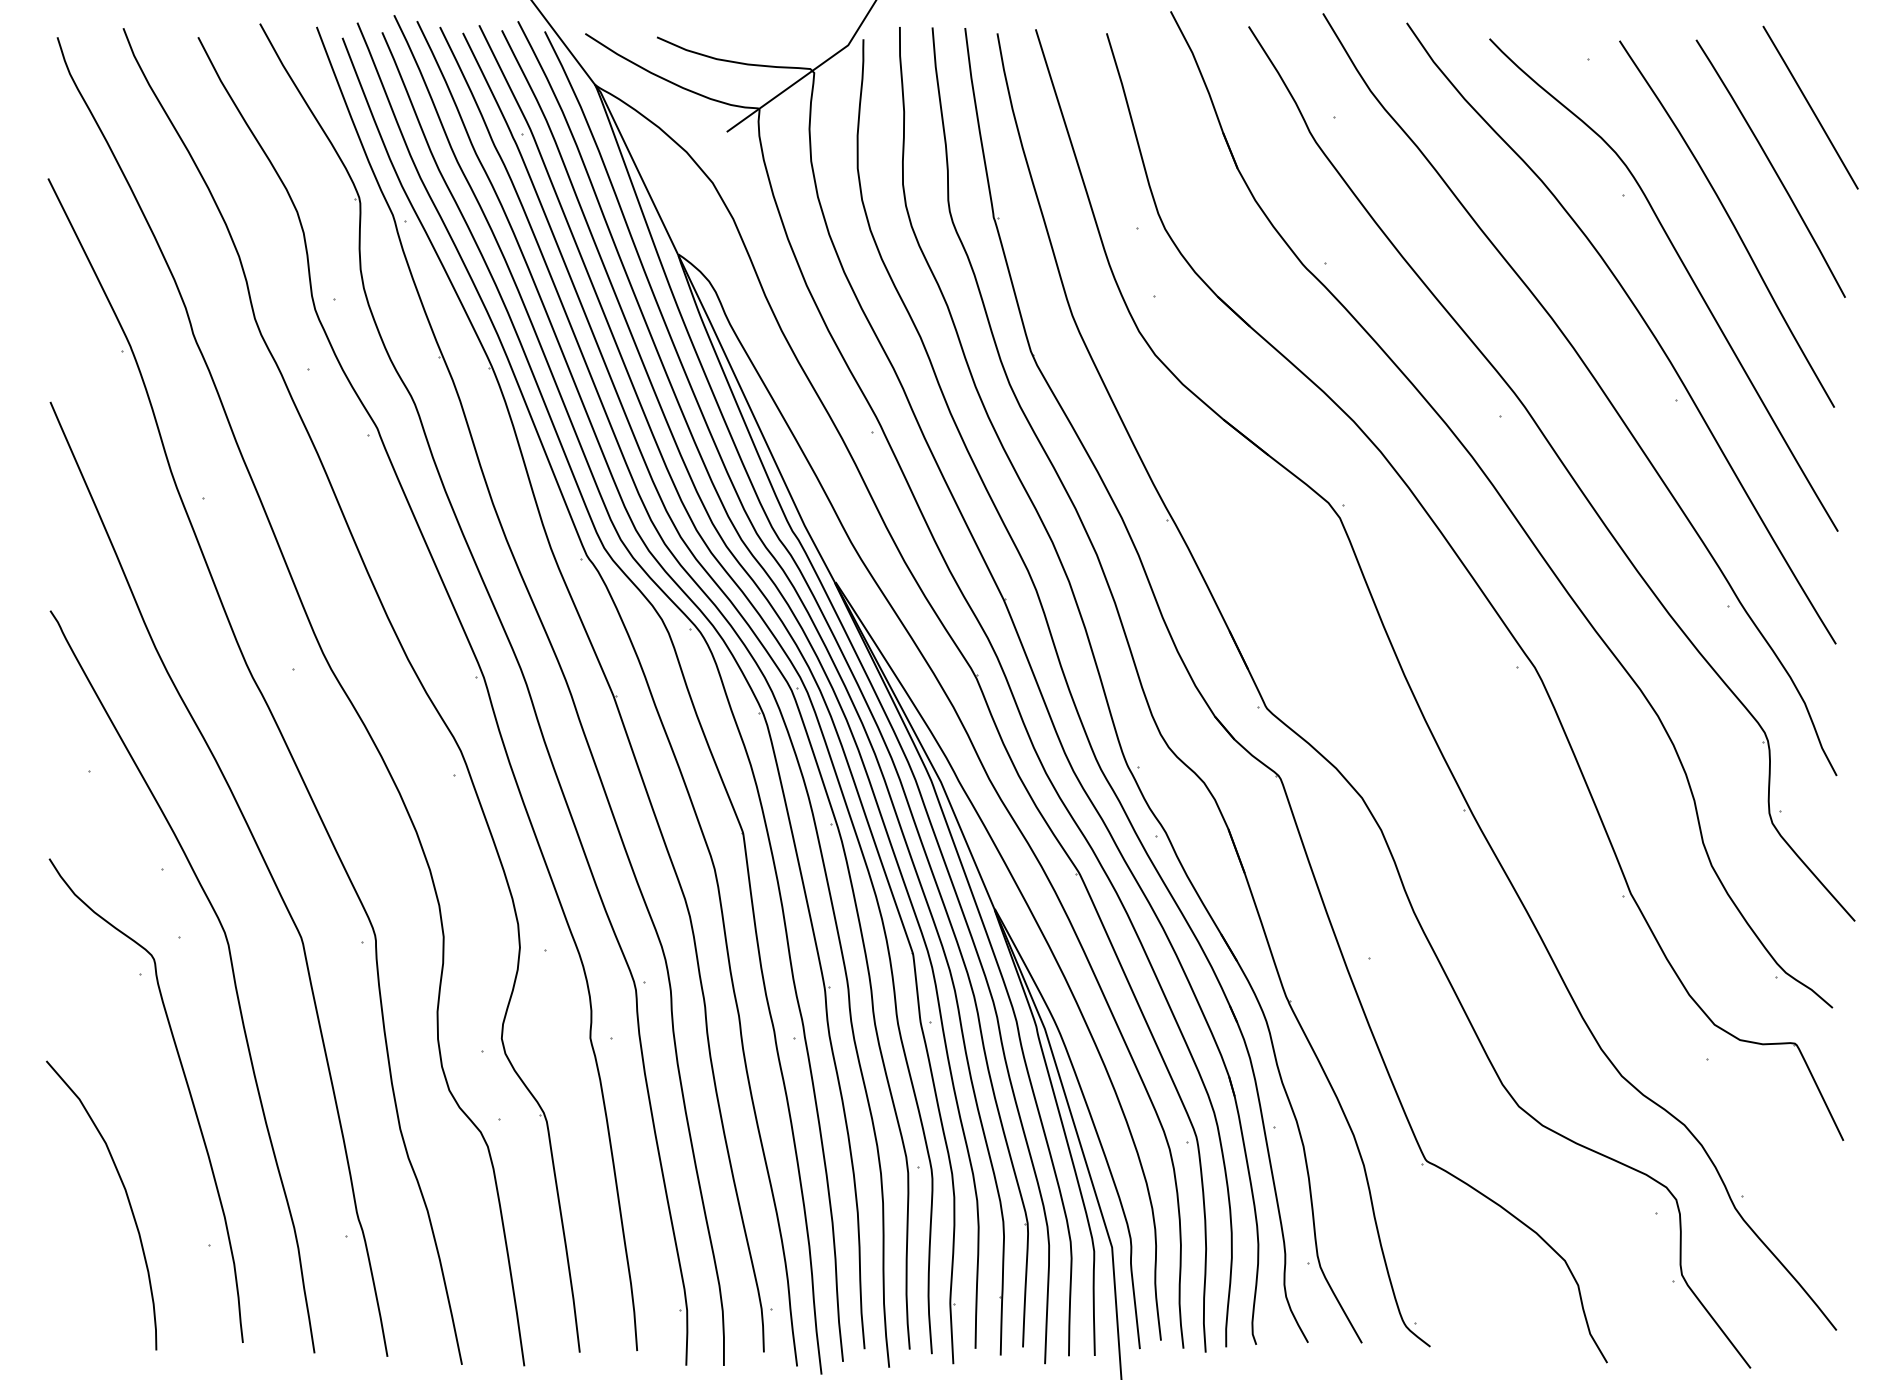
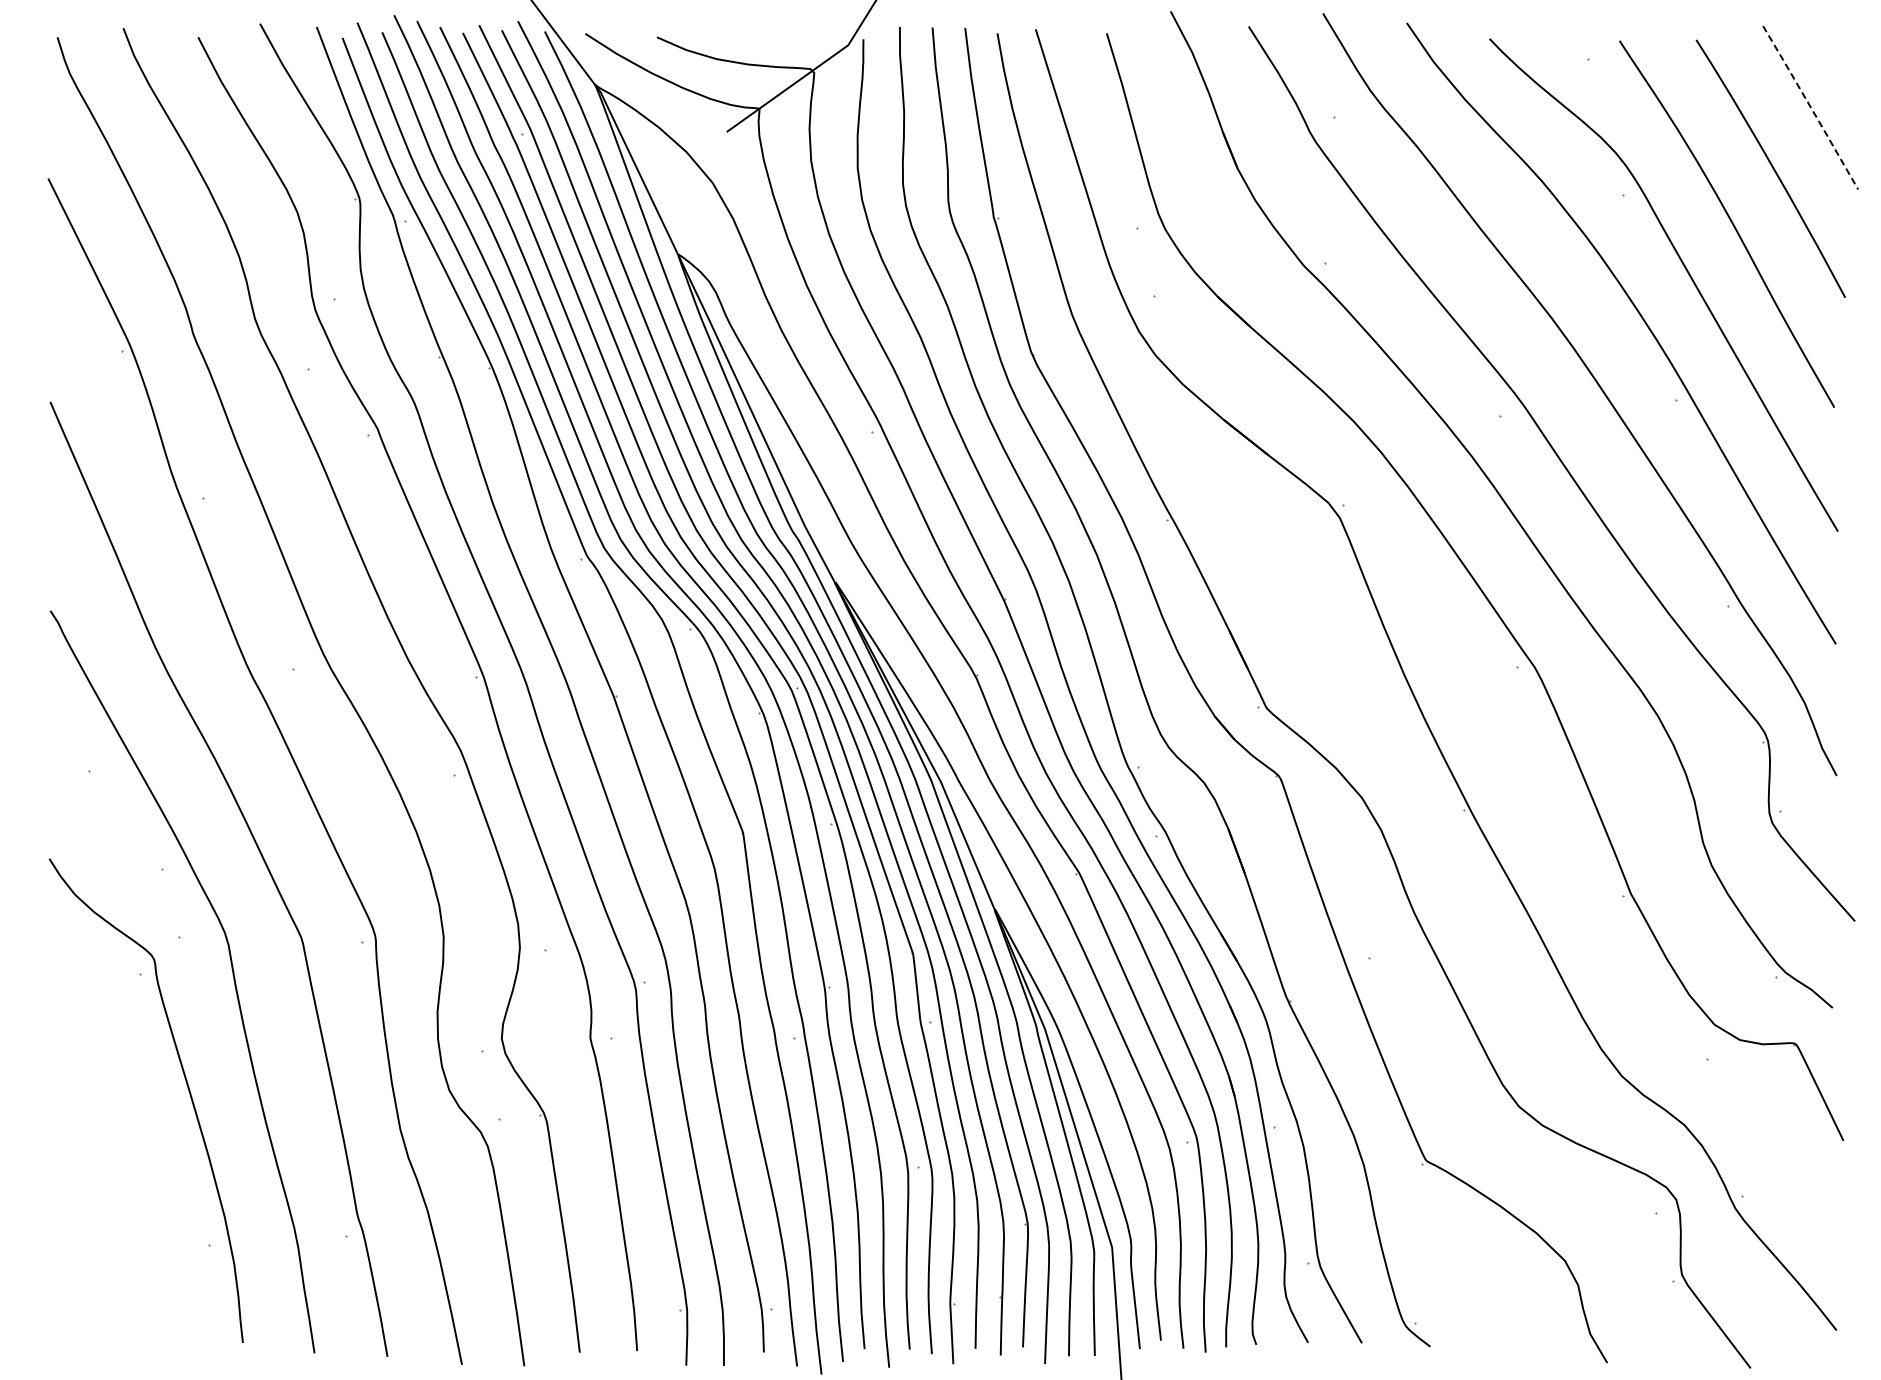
line: solid -> dashed (1811, 107)
curve: present -> none (127, 1200)
